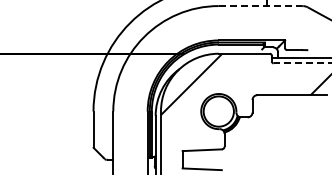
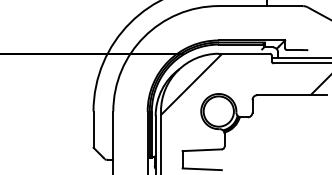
line: dashed -> solid (260, 6)
line: dashed -> solid (302, 63)
